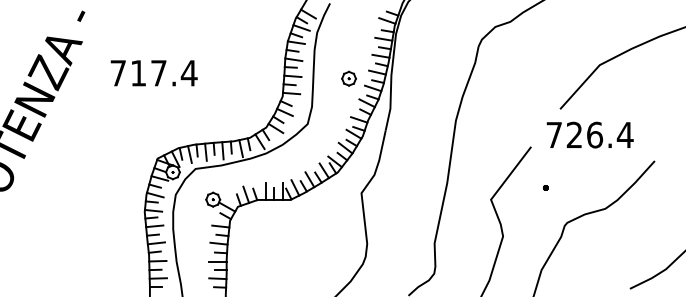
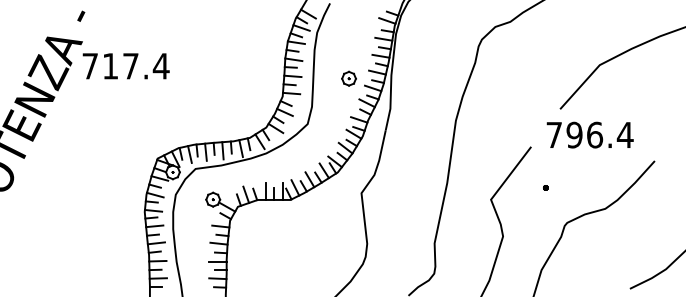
text position: (153, 73) -> (125, 66) (125, 66)
text: 726.4 -> 796.4 (574, 134)
